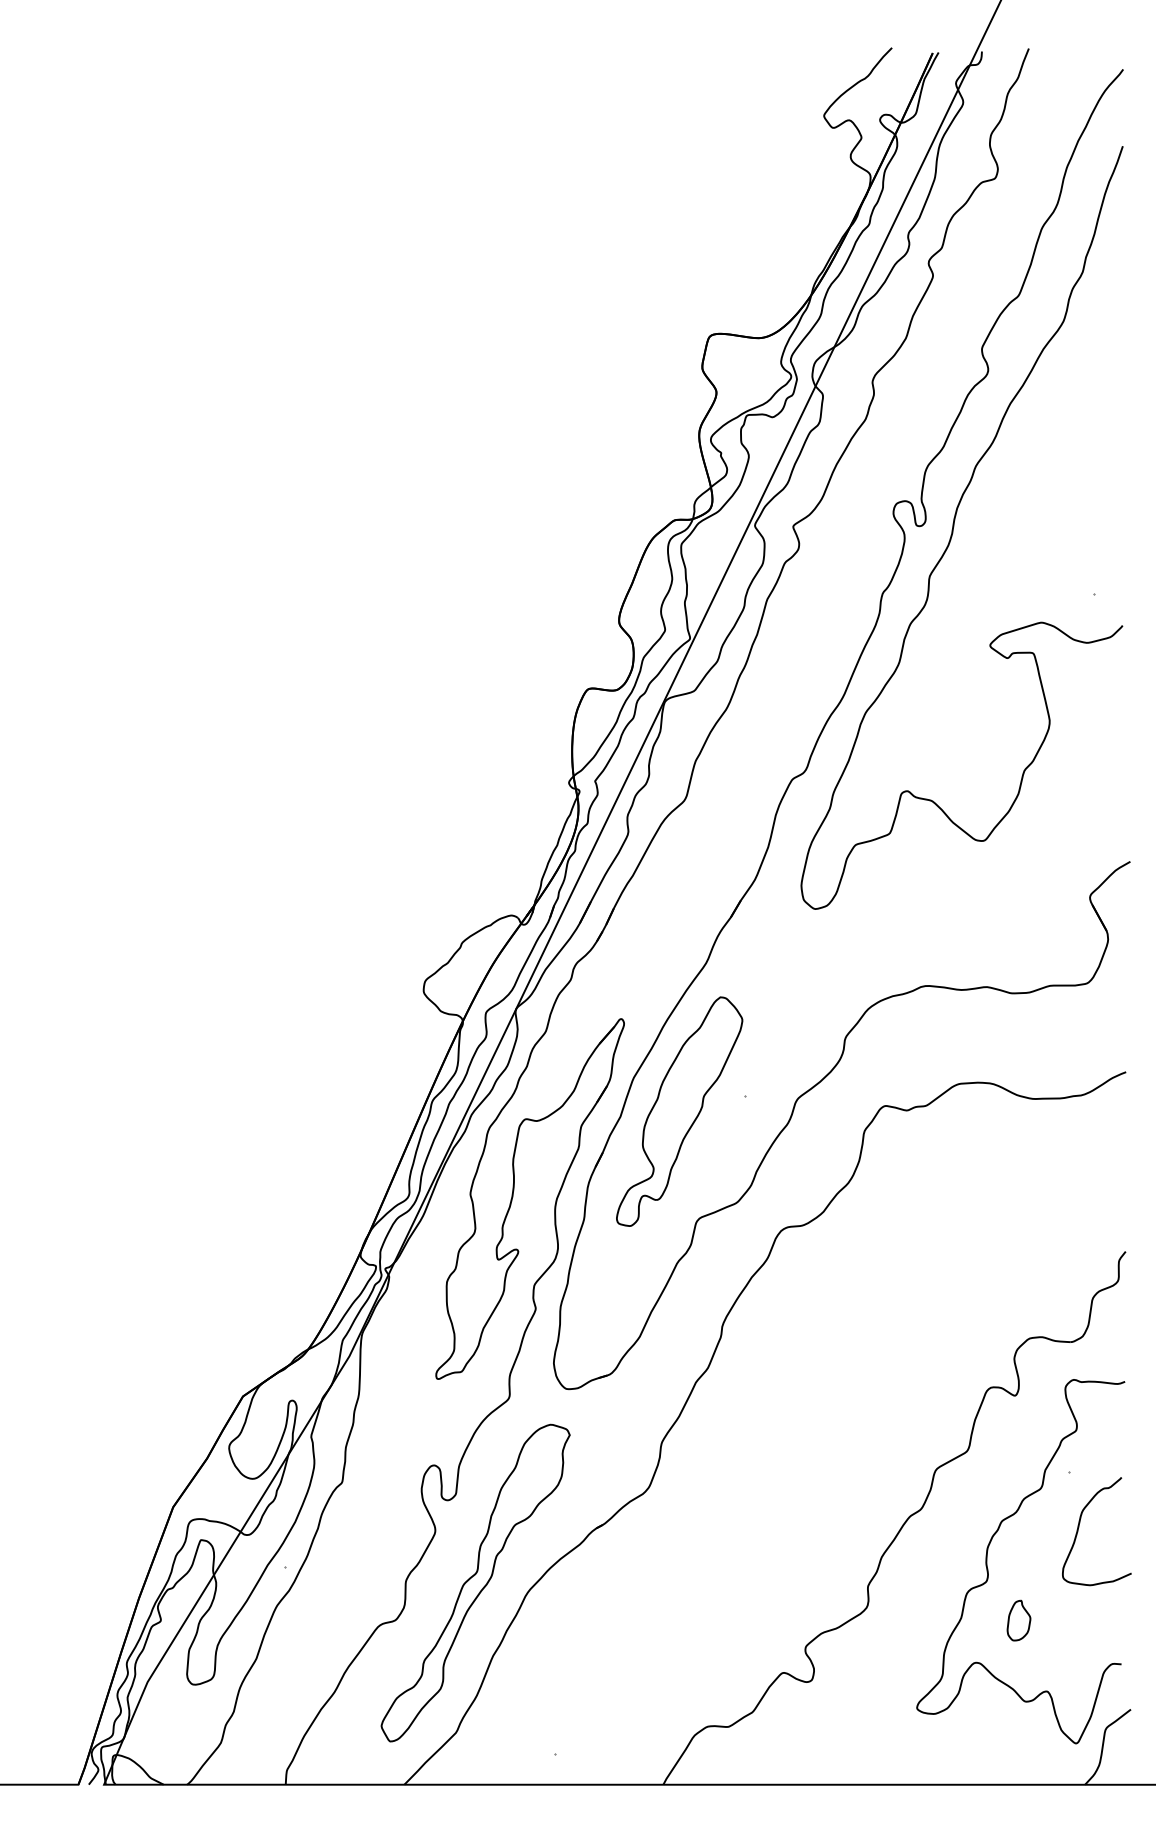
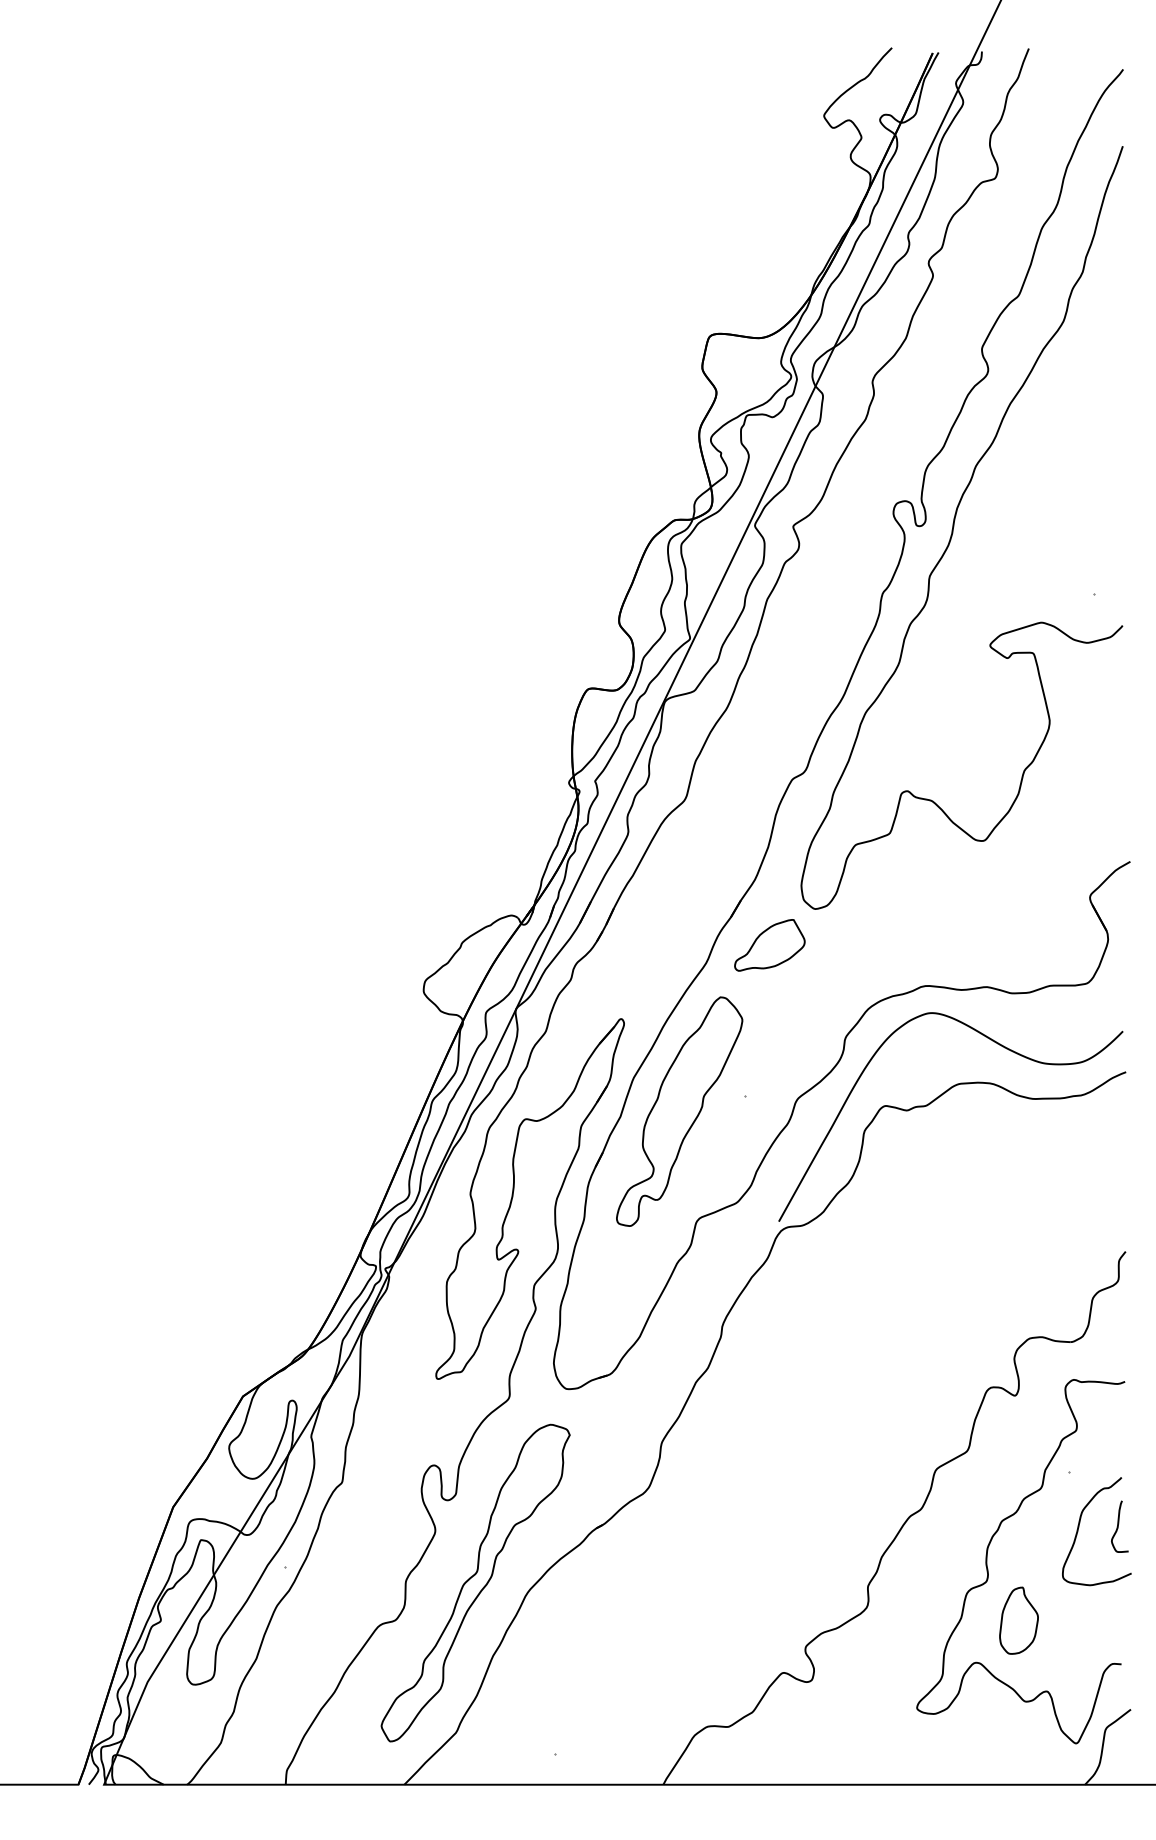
part: none -> present (769, 945)
curve: none -> present (990, 1040)
curve: none -> present (1118, 1526)
part size: 26x43 px -> 40x69 px (1018, 1620)
